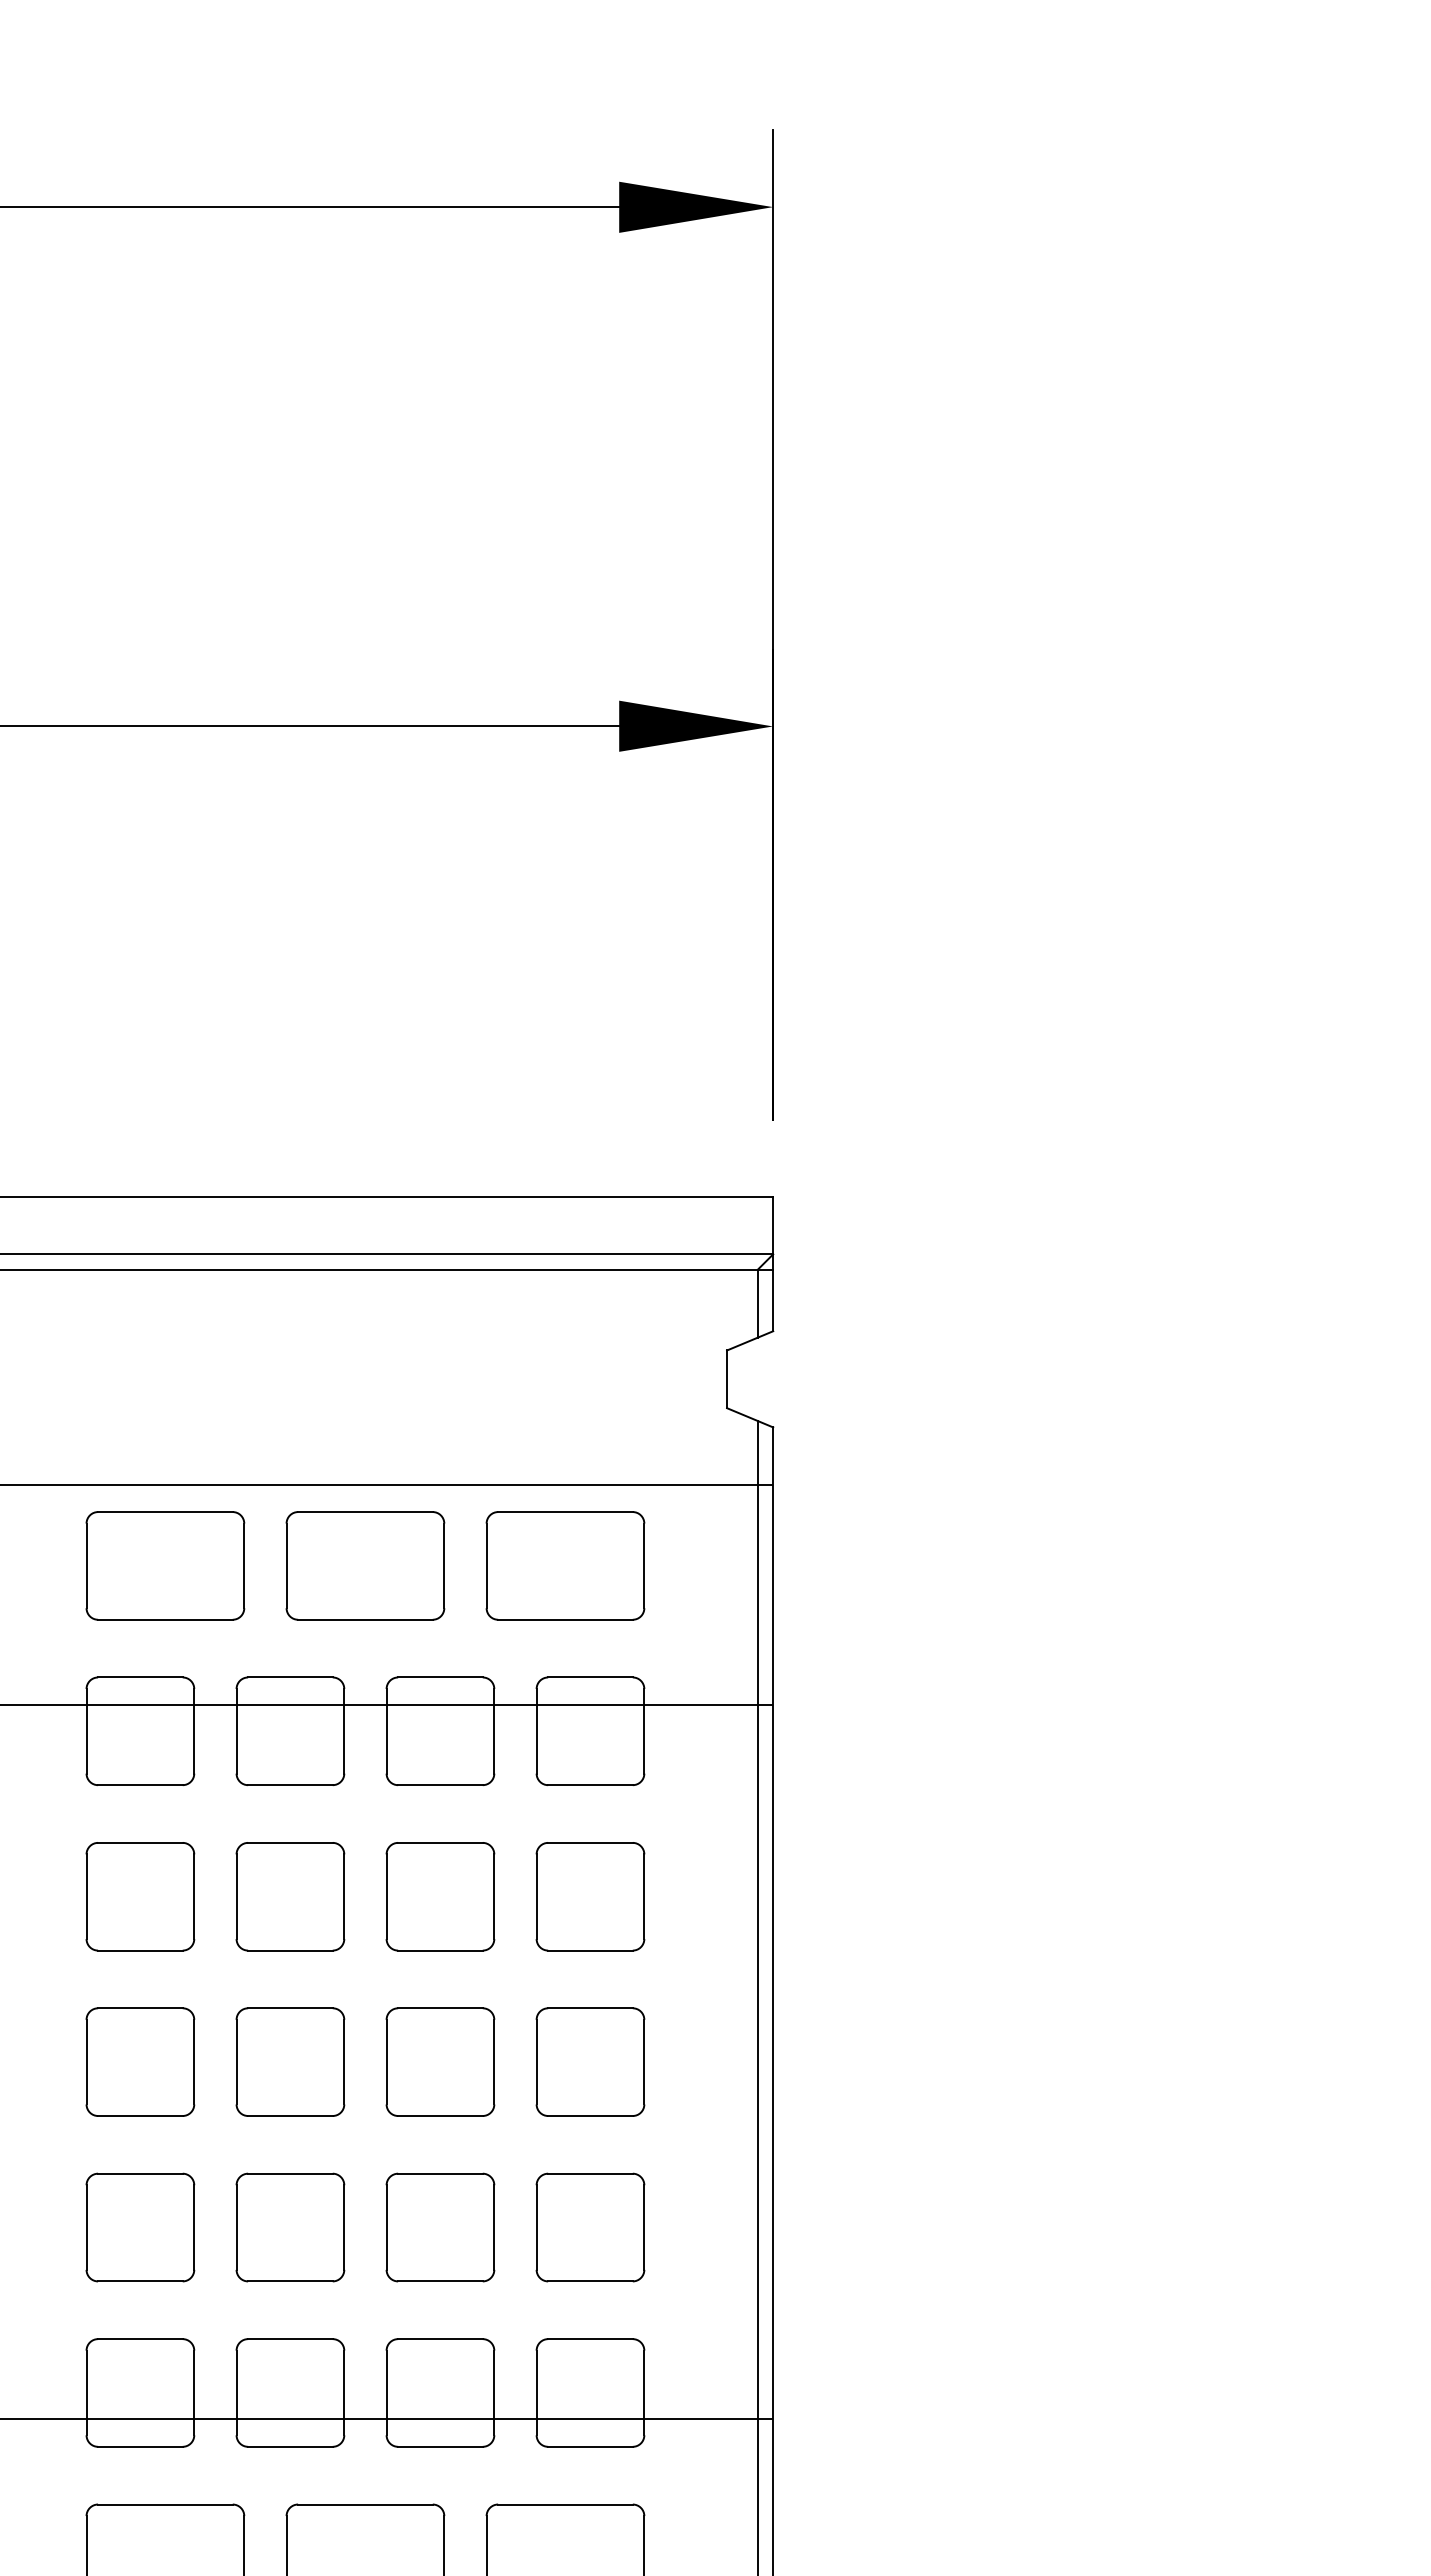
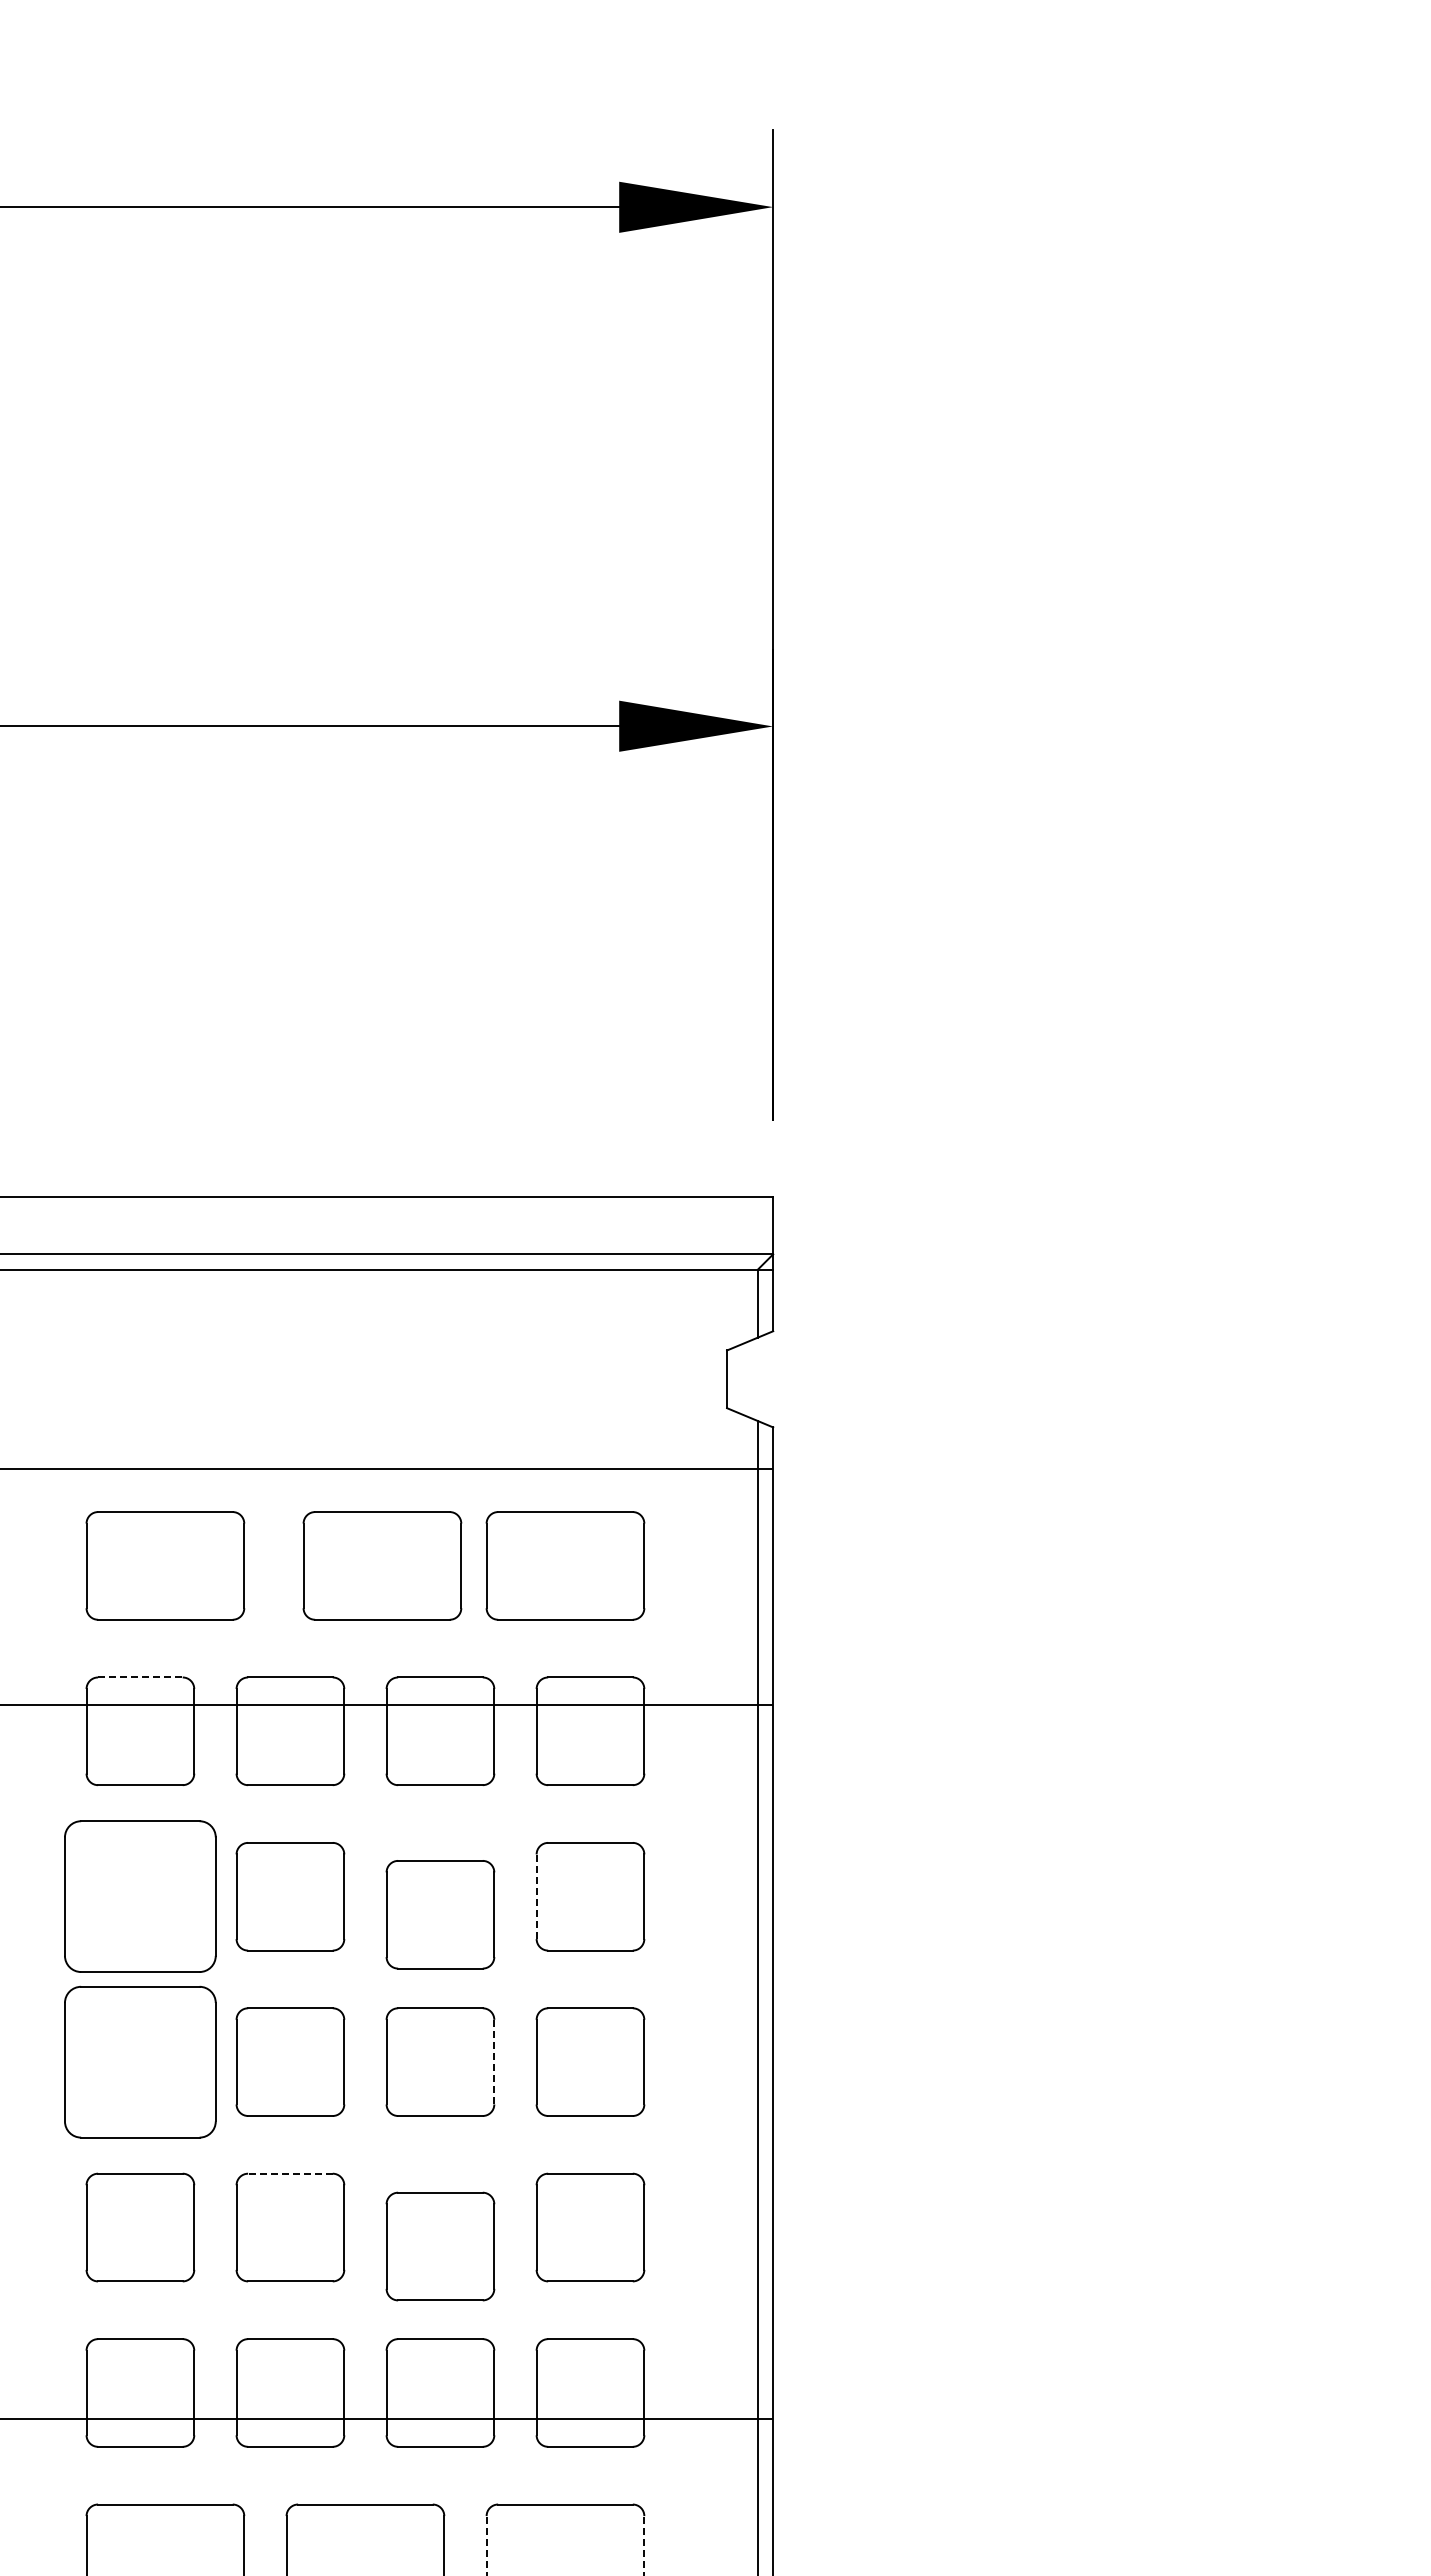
line position: (387, 1485) -> (387, 1469) (387, 1469)
part position: (365, 1565) -> (382, 1565) (382, 1565)
line: solid -> dashed (140, 1677)
part size: 111x110 px -> 153x153 px (140, 1896)
part position: (440, 1896) -> (440, 1914) (440, 1914)
line: solid -> dashed (536, 1896)
part size: 111x110 px -> 153x154 px (140, 2061)
line: solid -> dashed (494, 2061)
line: solid -> dashed (289, 2173)
part position: (440, 2227) -> (440, 2246) (440, 2246)
line: solid -> dashed (486, 2545)
line: solid -> dashed (644, 2545)
